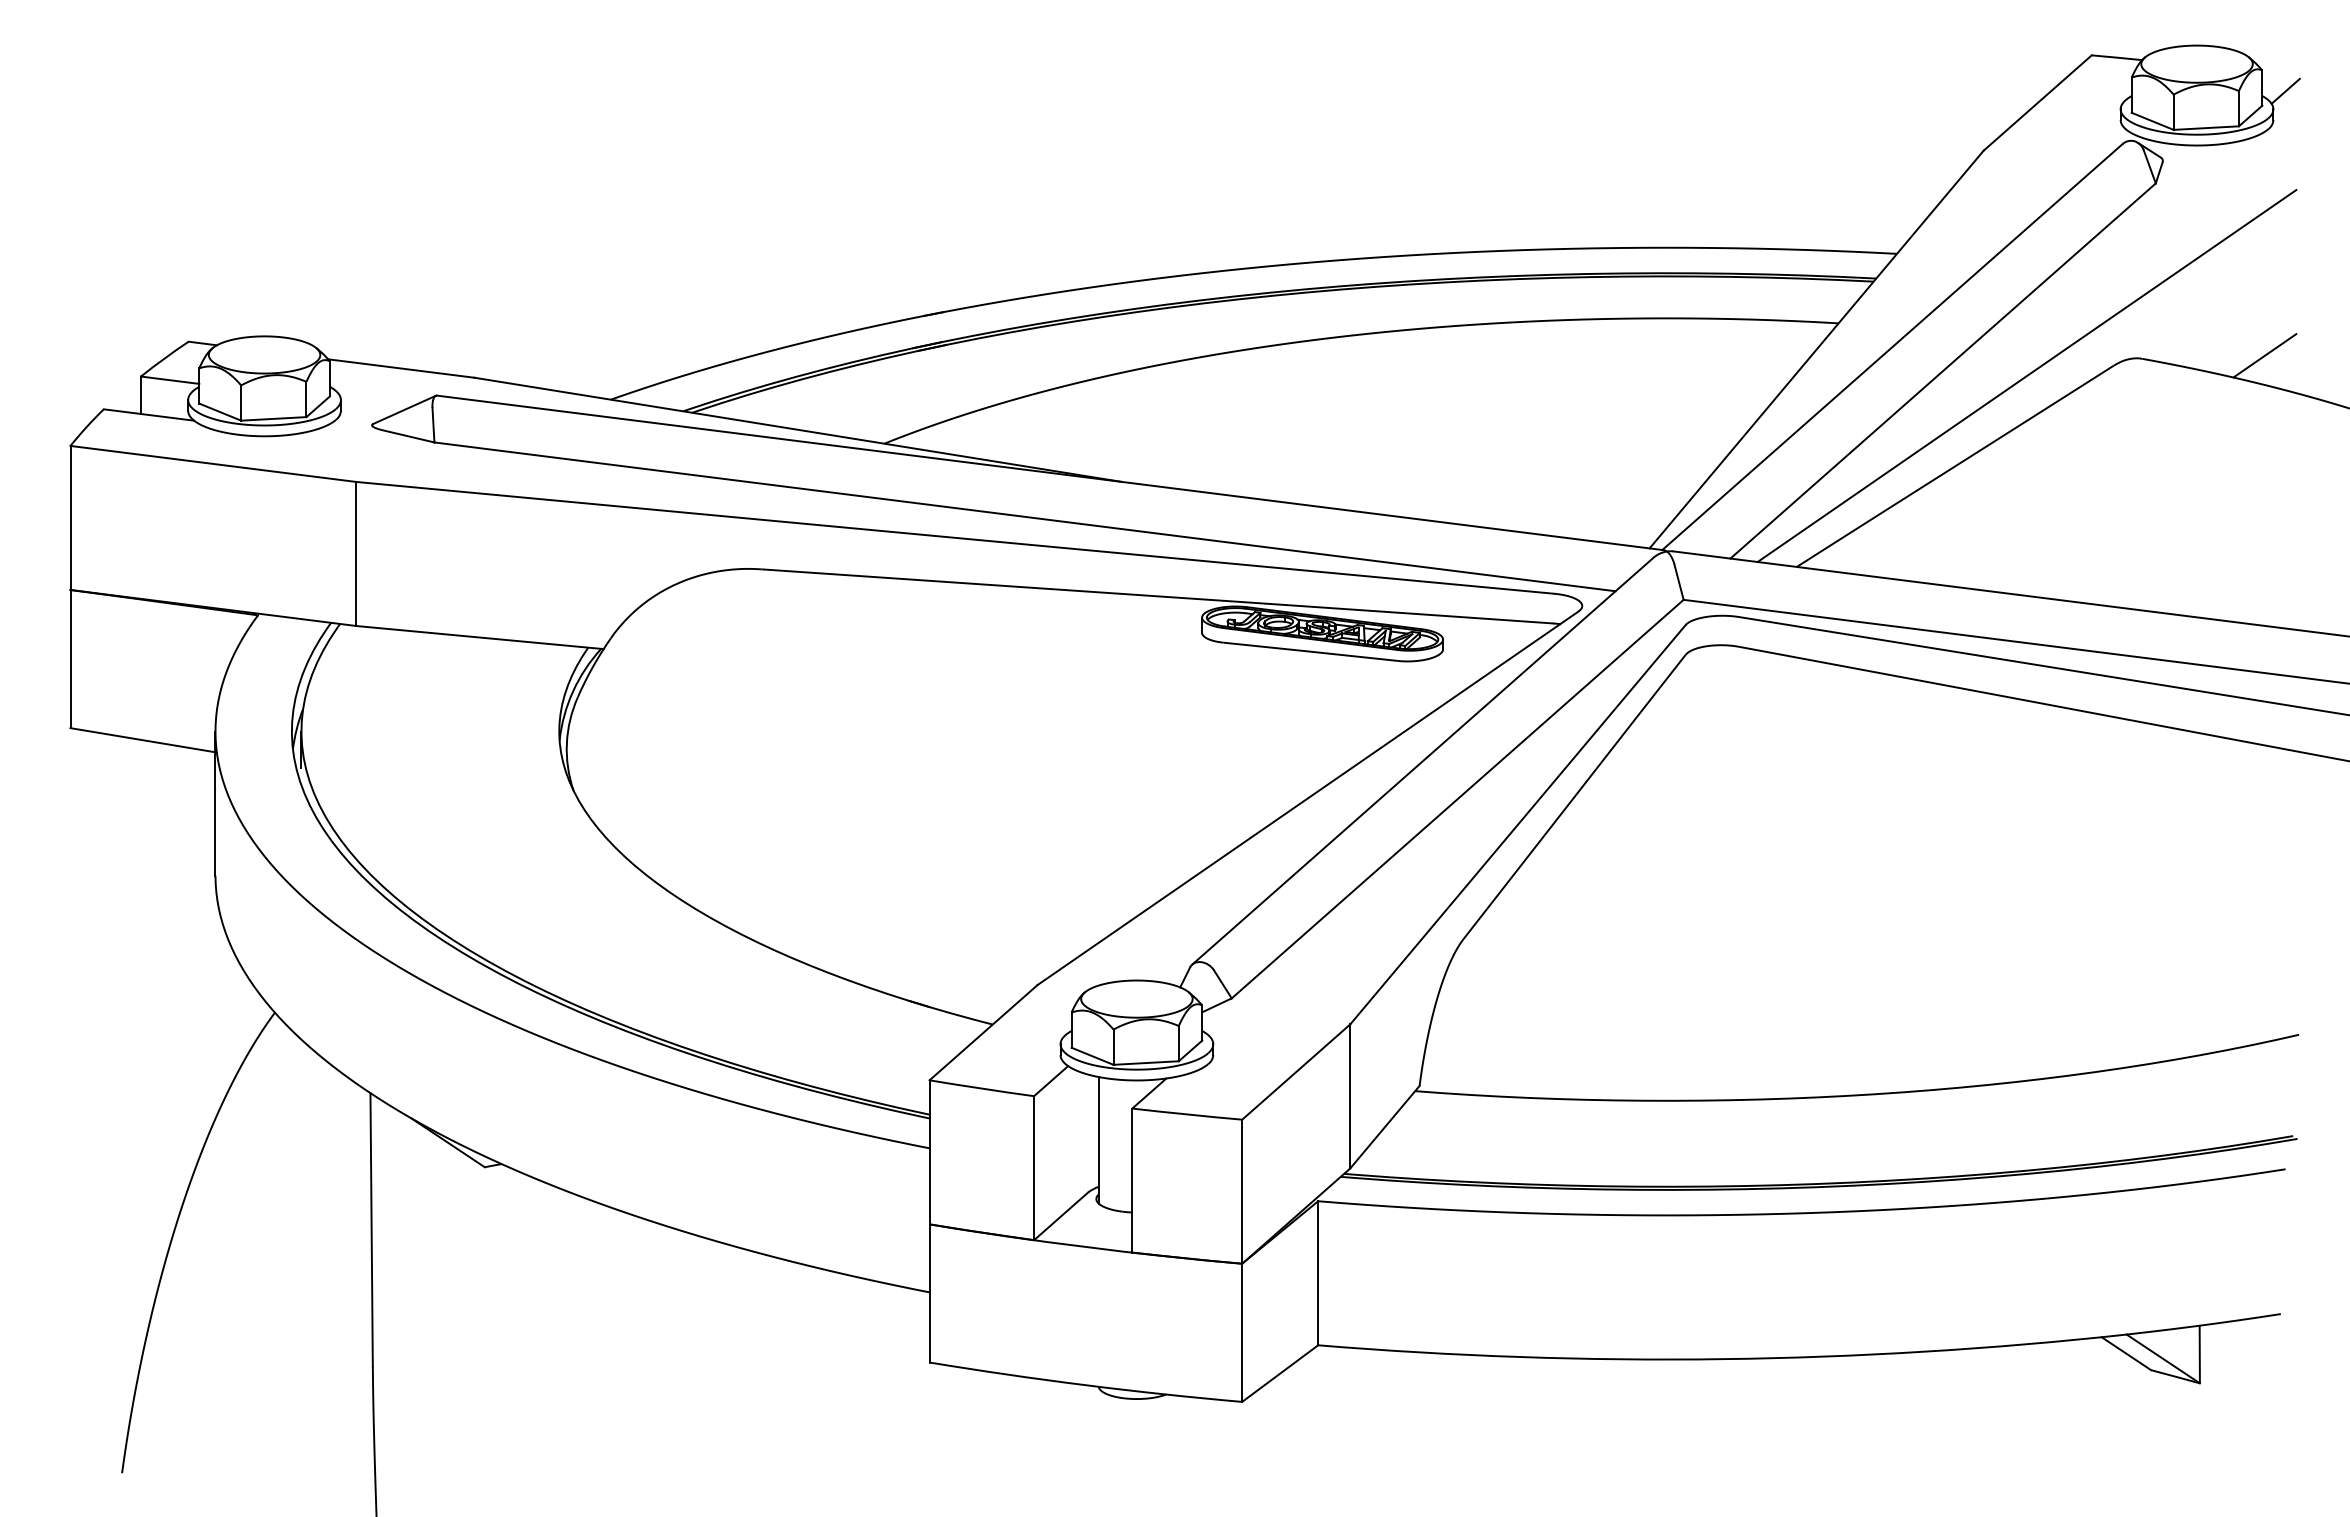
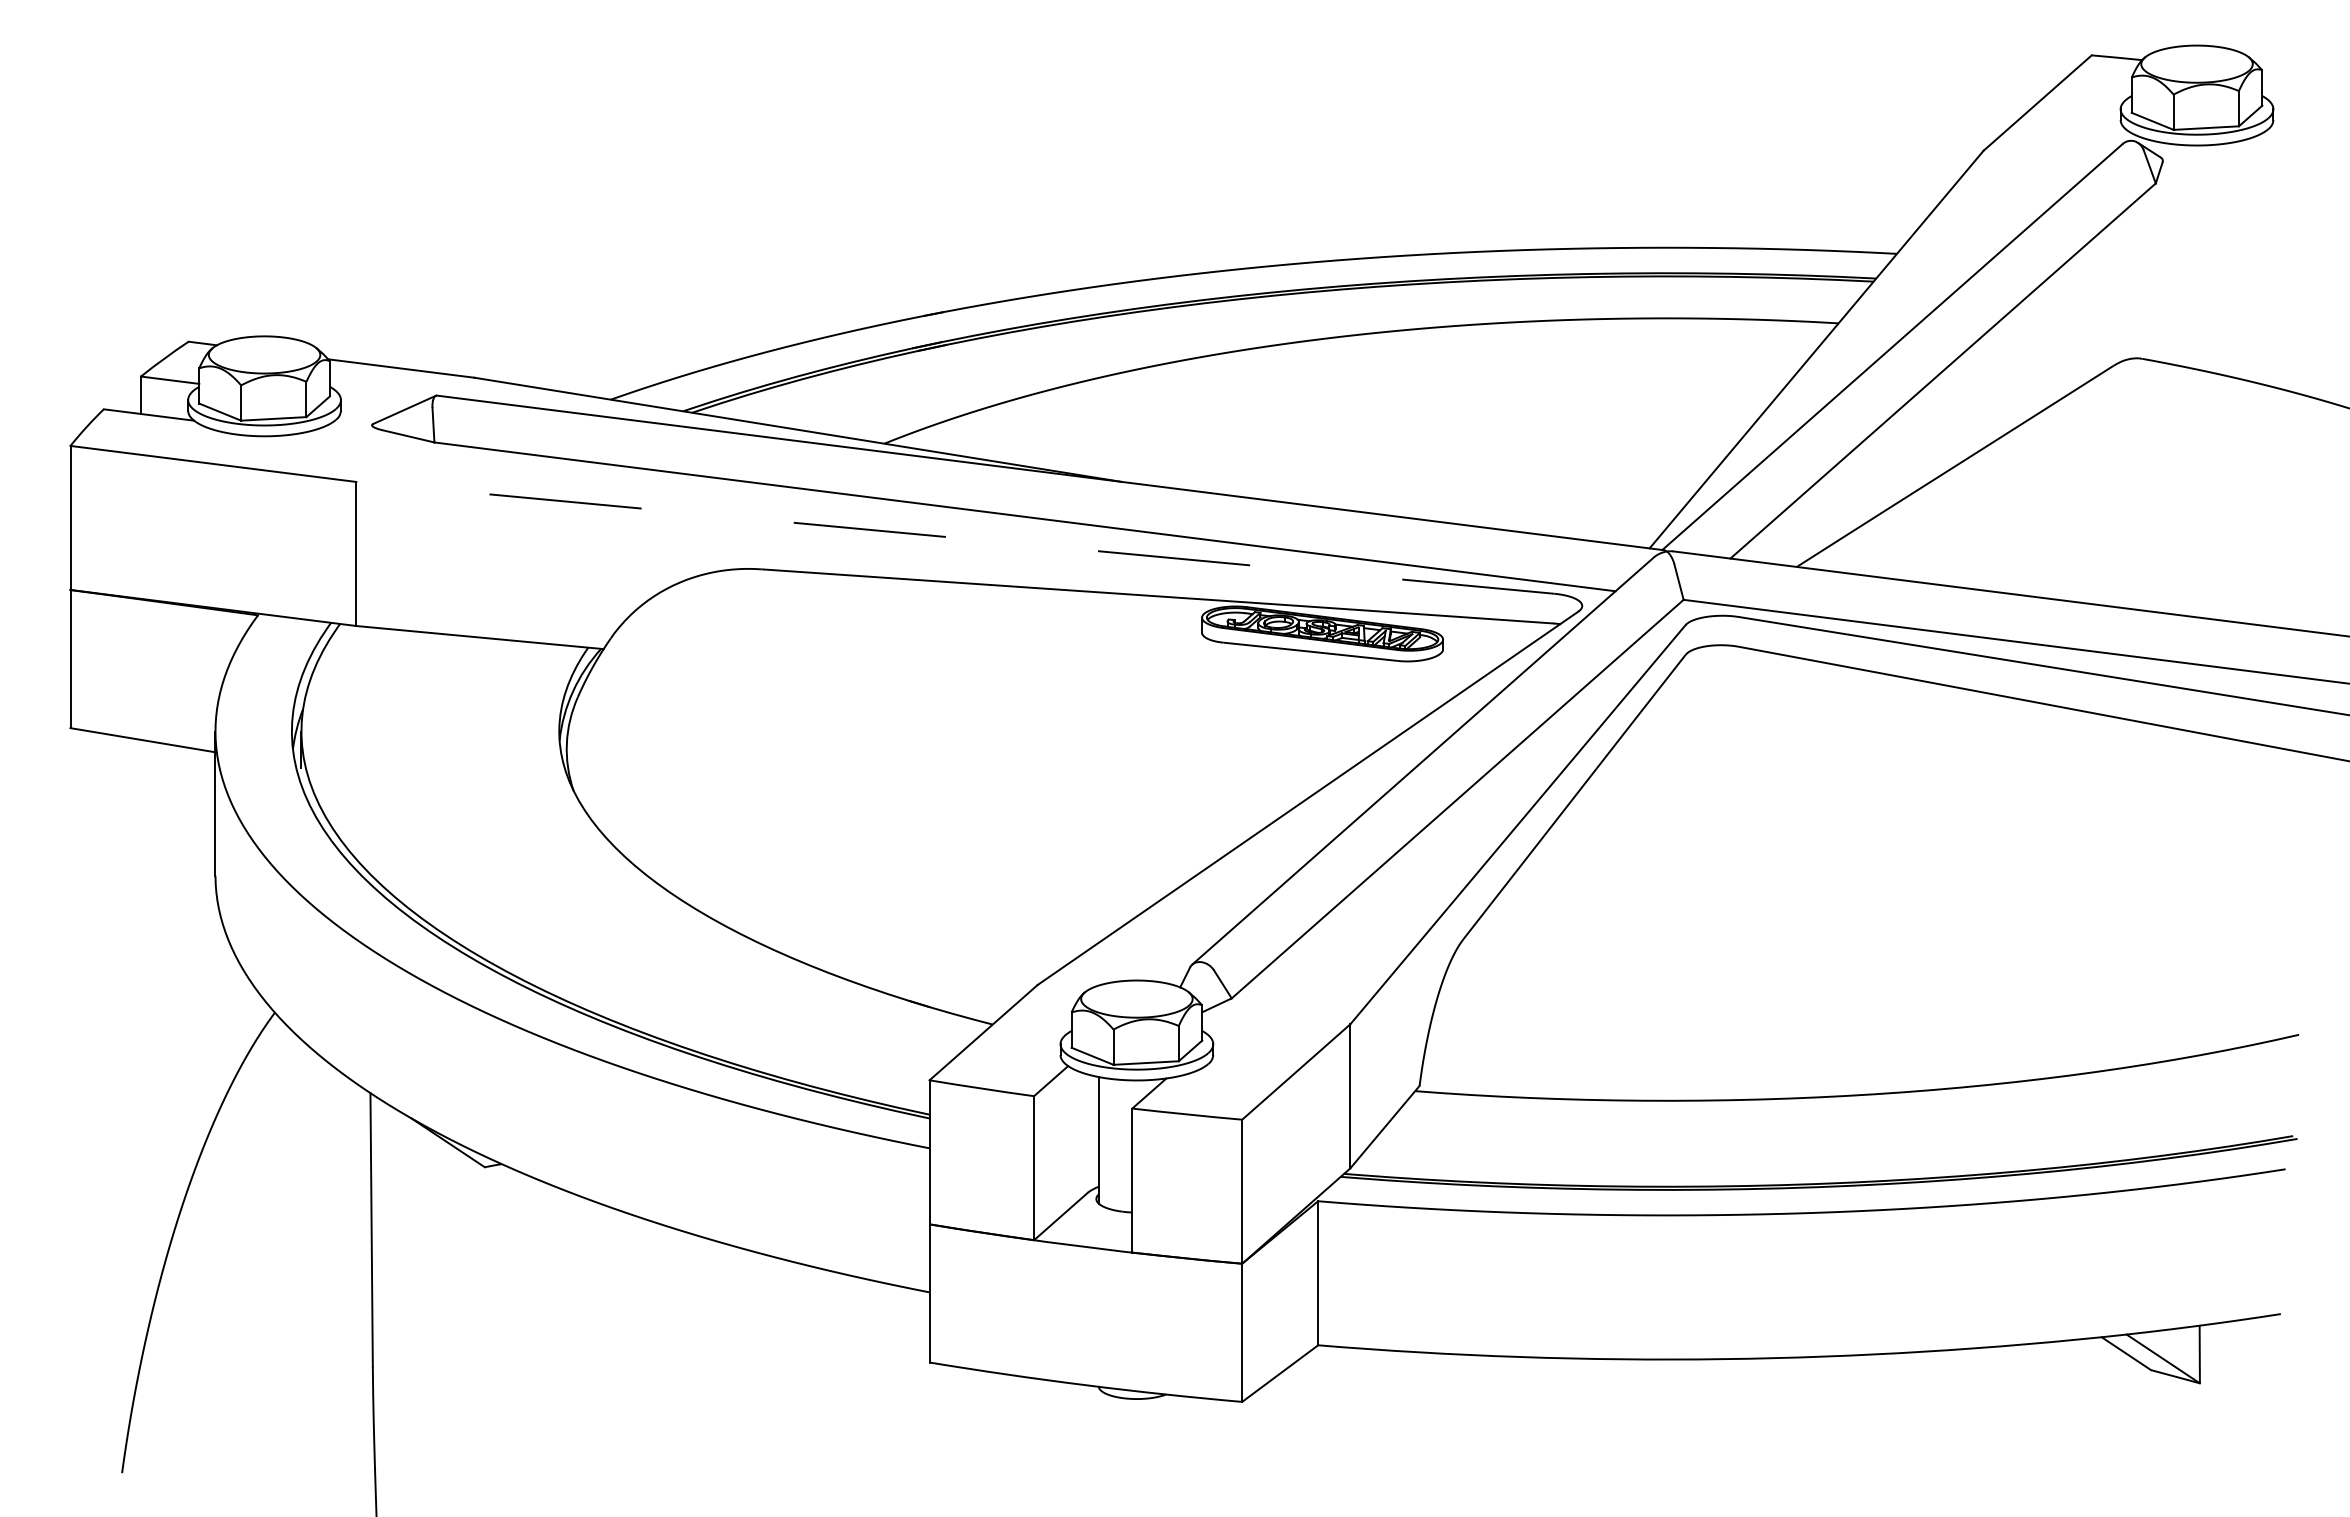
line: present -> none (2285, 90)
line: present -> none (2264, 355)
line: present -> none (2026, 376)
line: solid -> dashed (955, 537)
